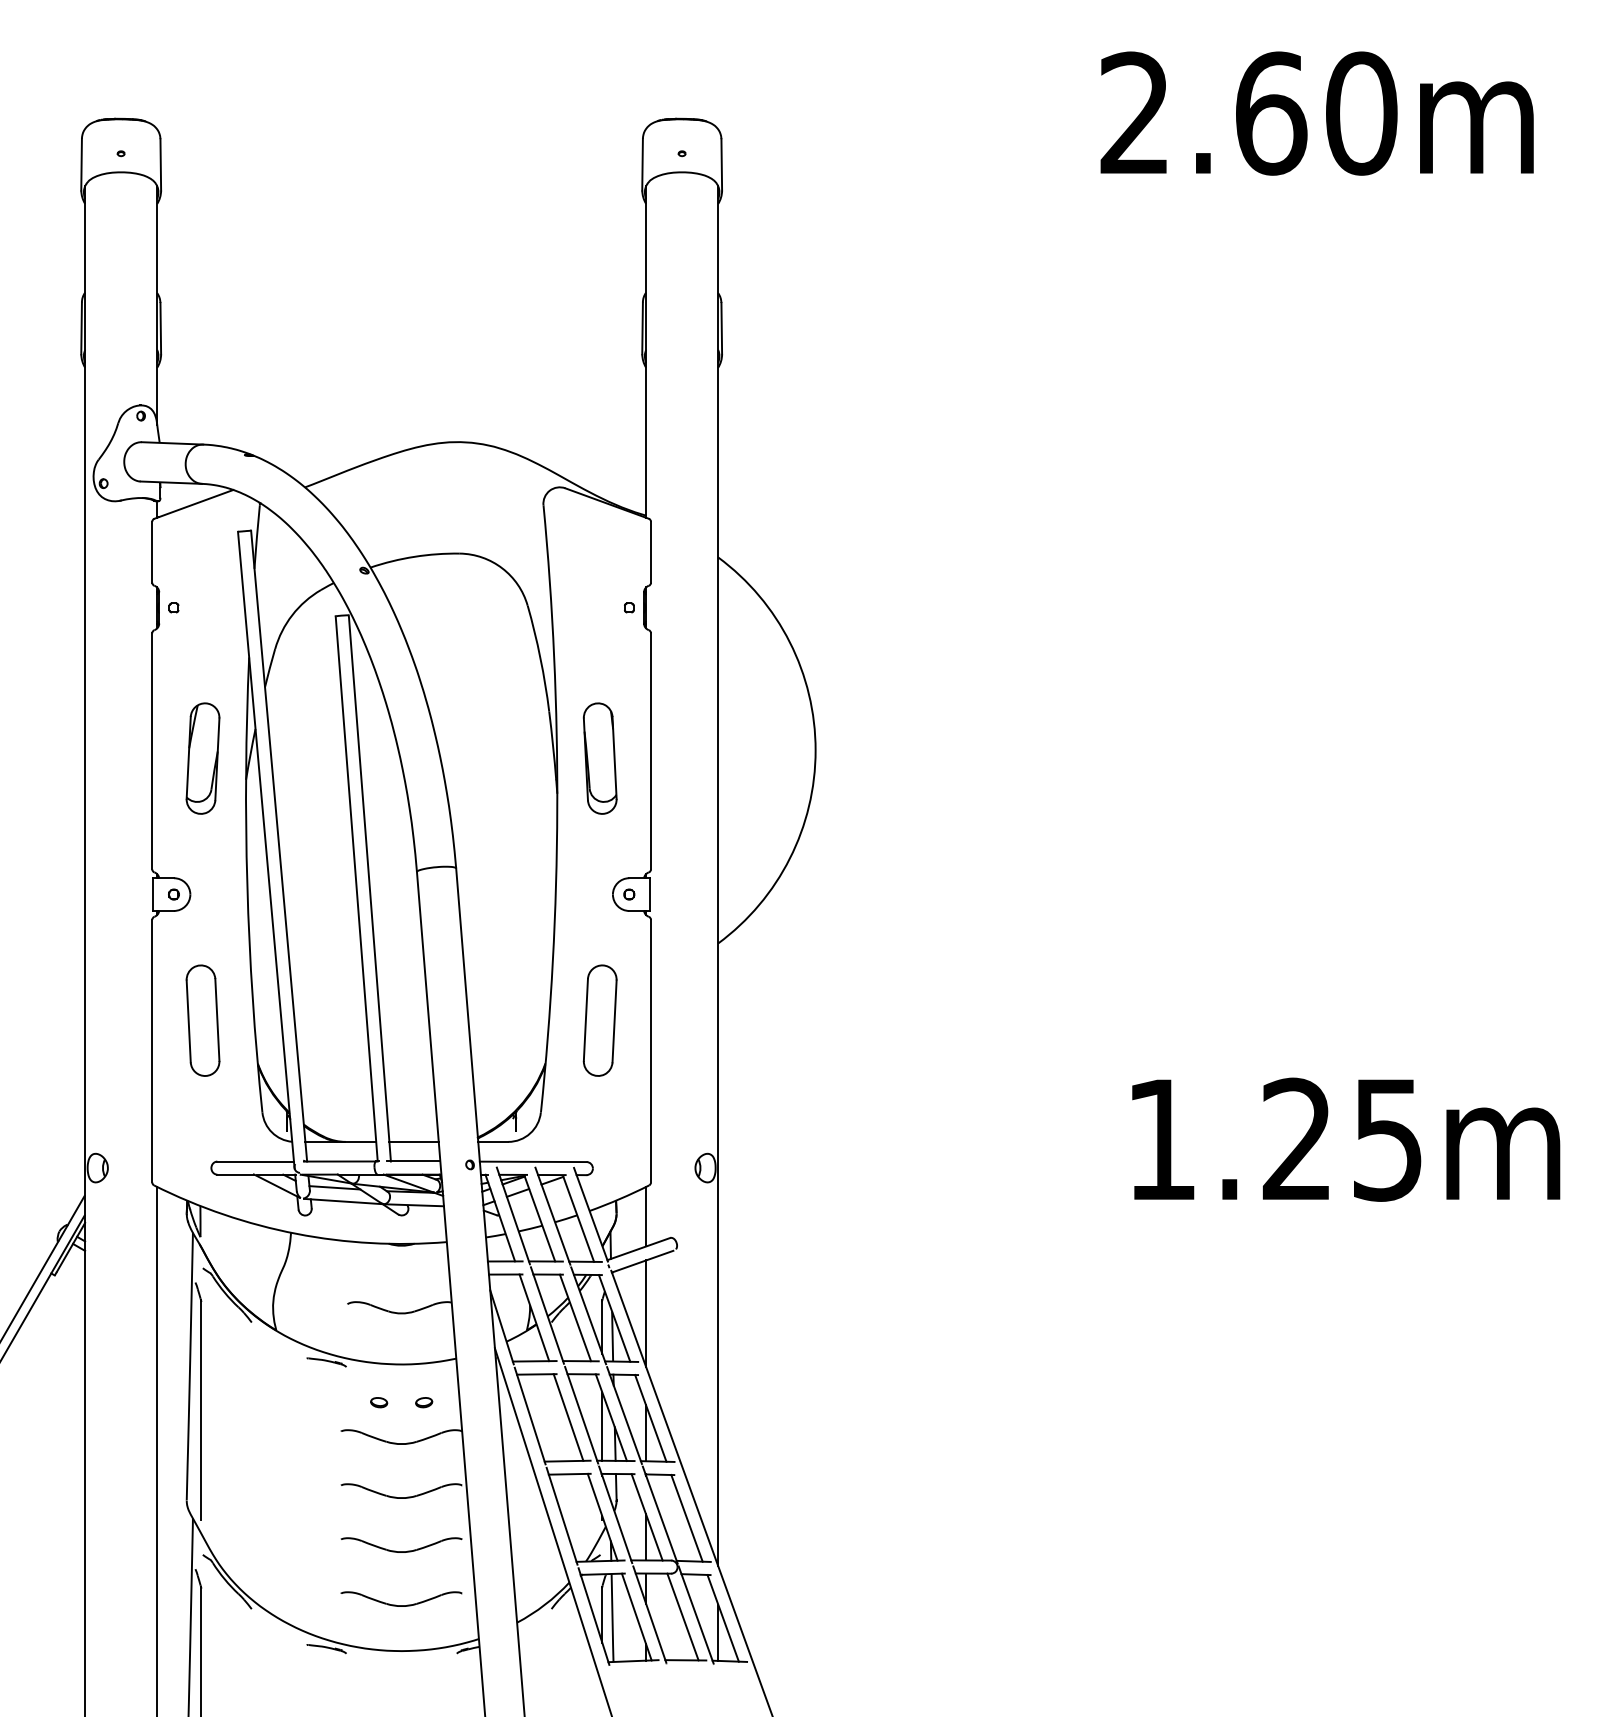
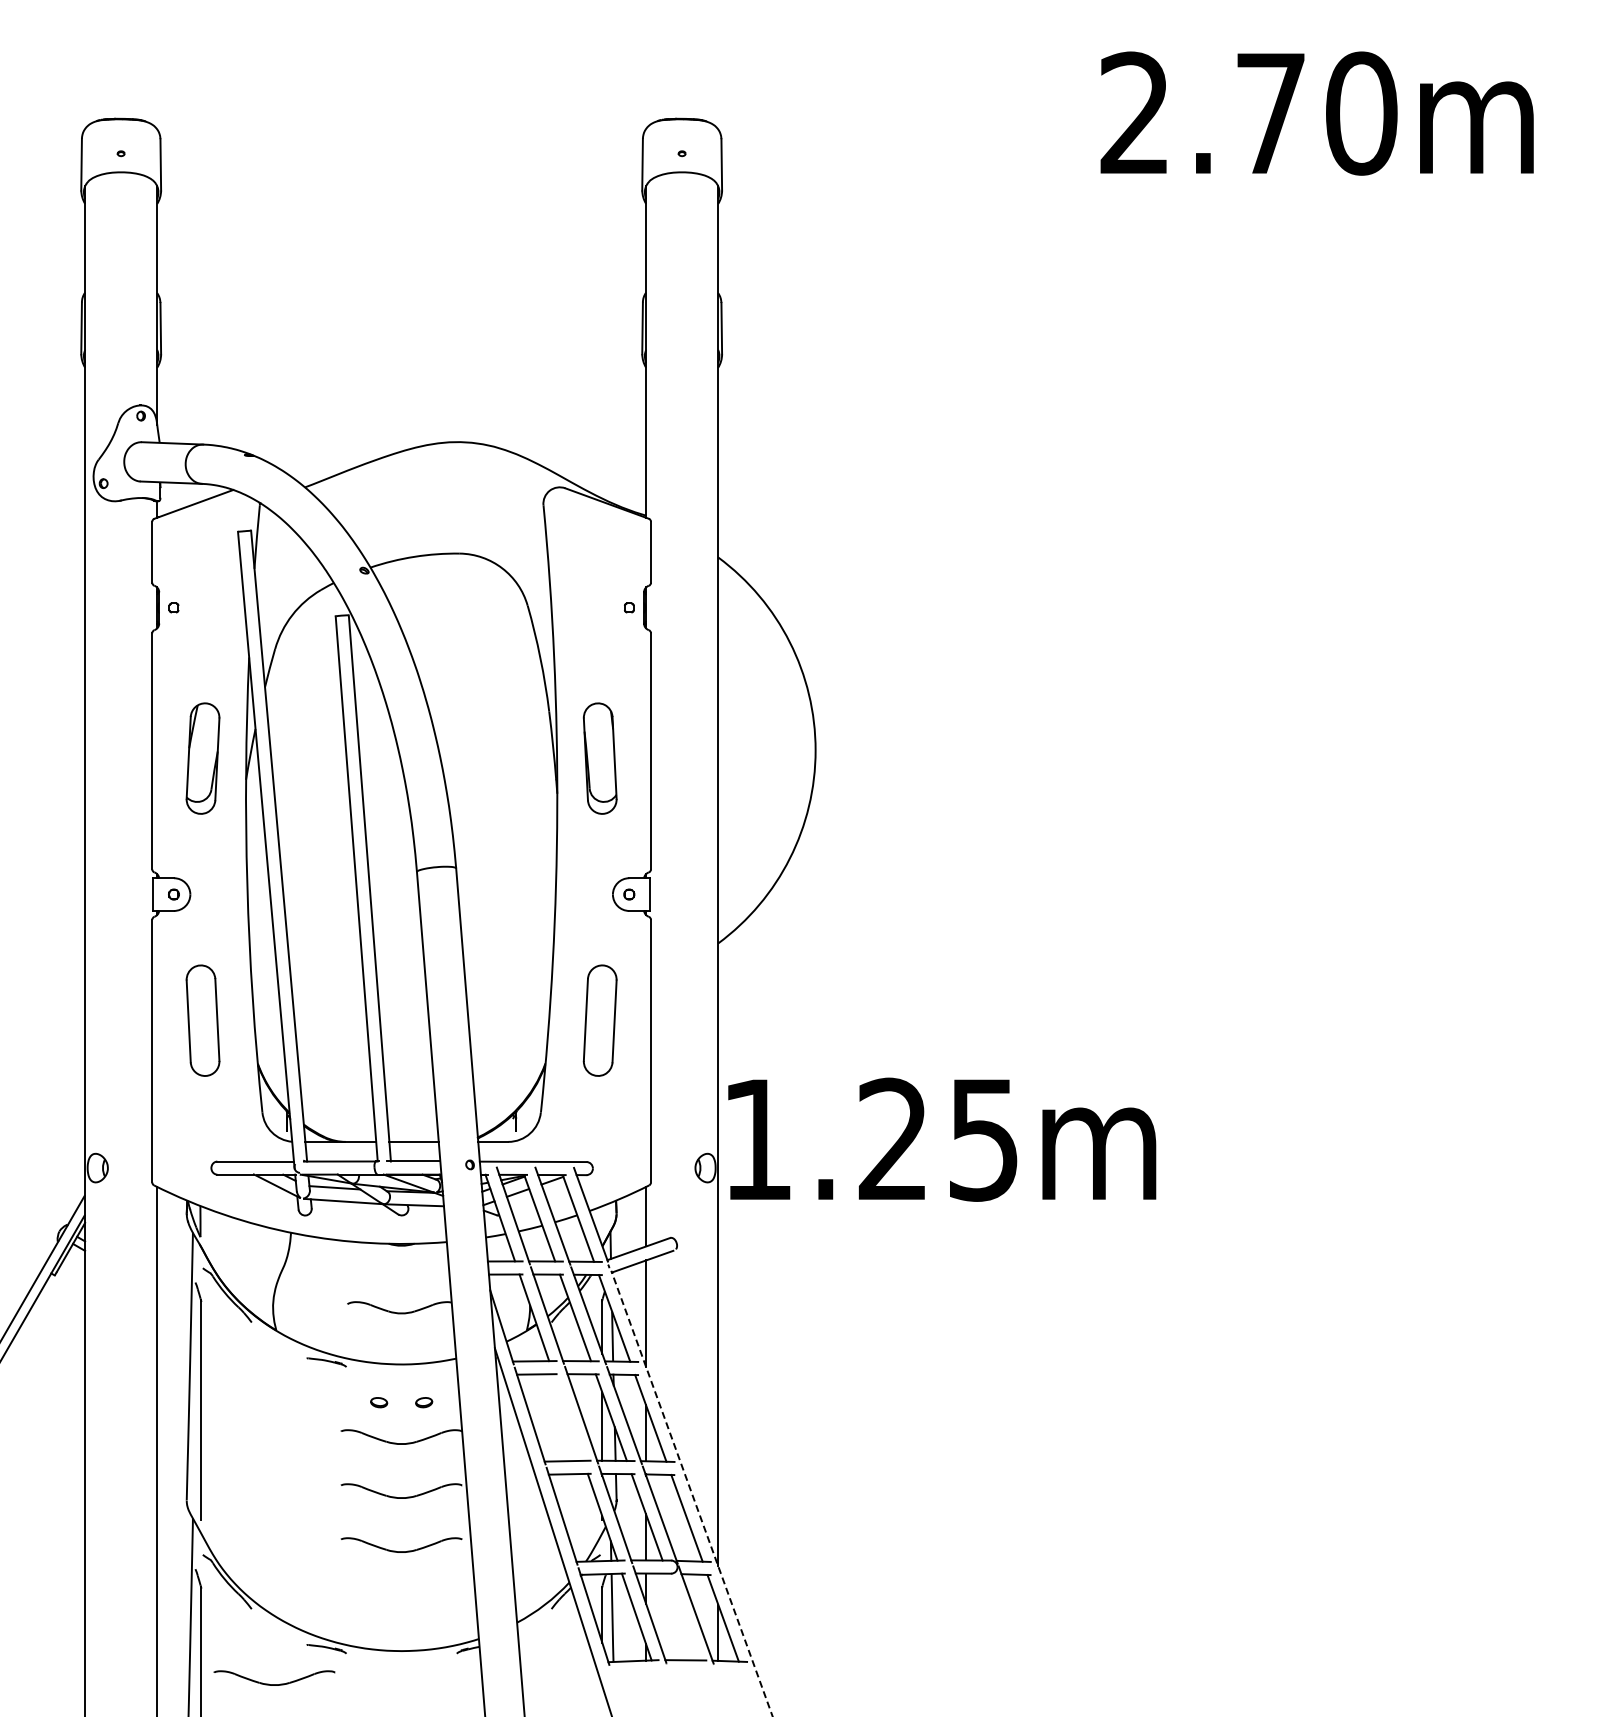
text: 2.60m -> 2.70m (1271, 113)
text position: (1346, 1139) -> (942, 1139) (942, 1139)
line: present -> none (568, 1417)
line: solid -> dashed (691, 1493)
part position: (401, 1605) -> (274, 1684) (274, 1684)
line: present -> none (682, 1616)
